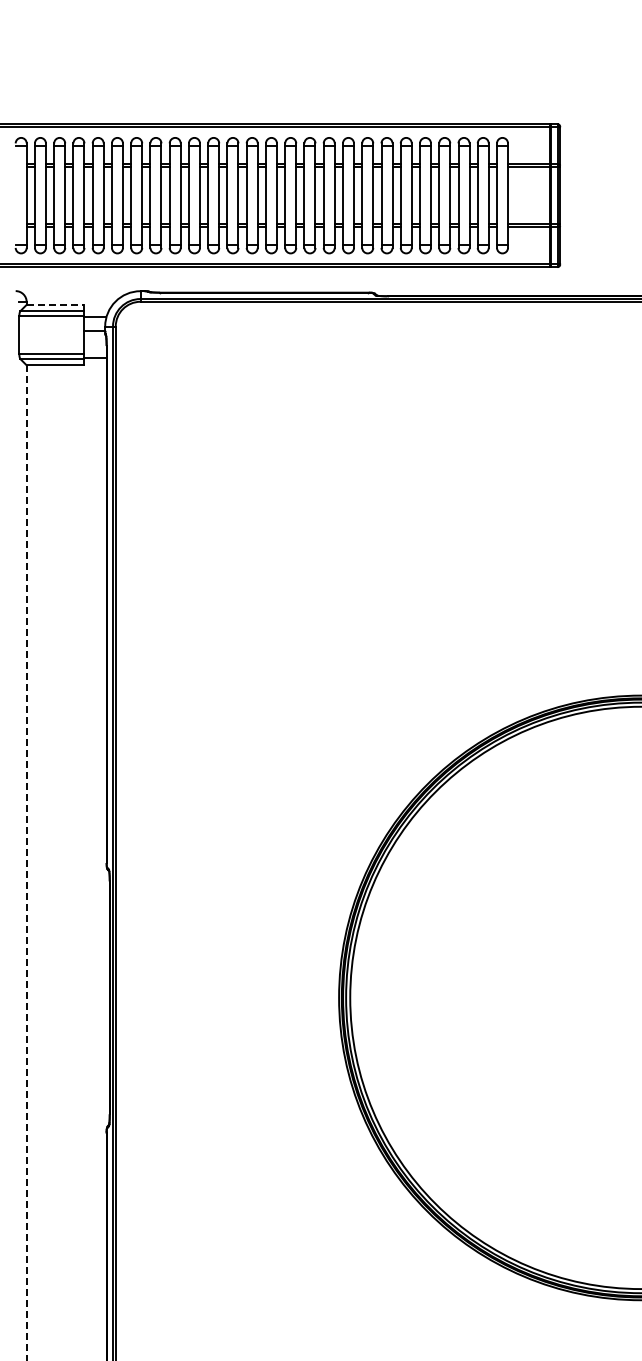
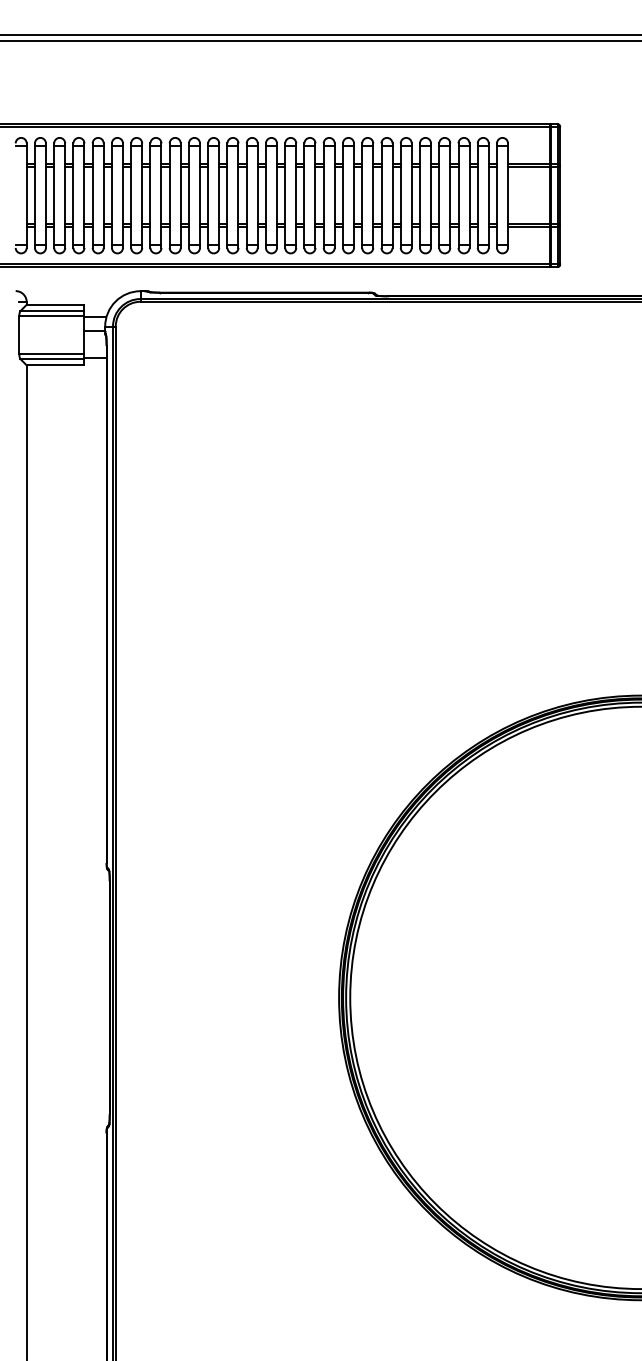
line: none -> present (320, 35)
line: none -> present (320, 40)
line: dashed -> solid (55, 304)
line: dashed -> solid (26, 863)
